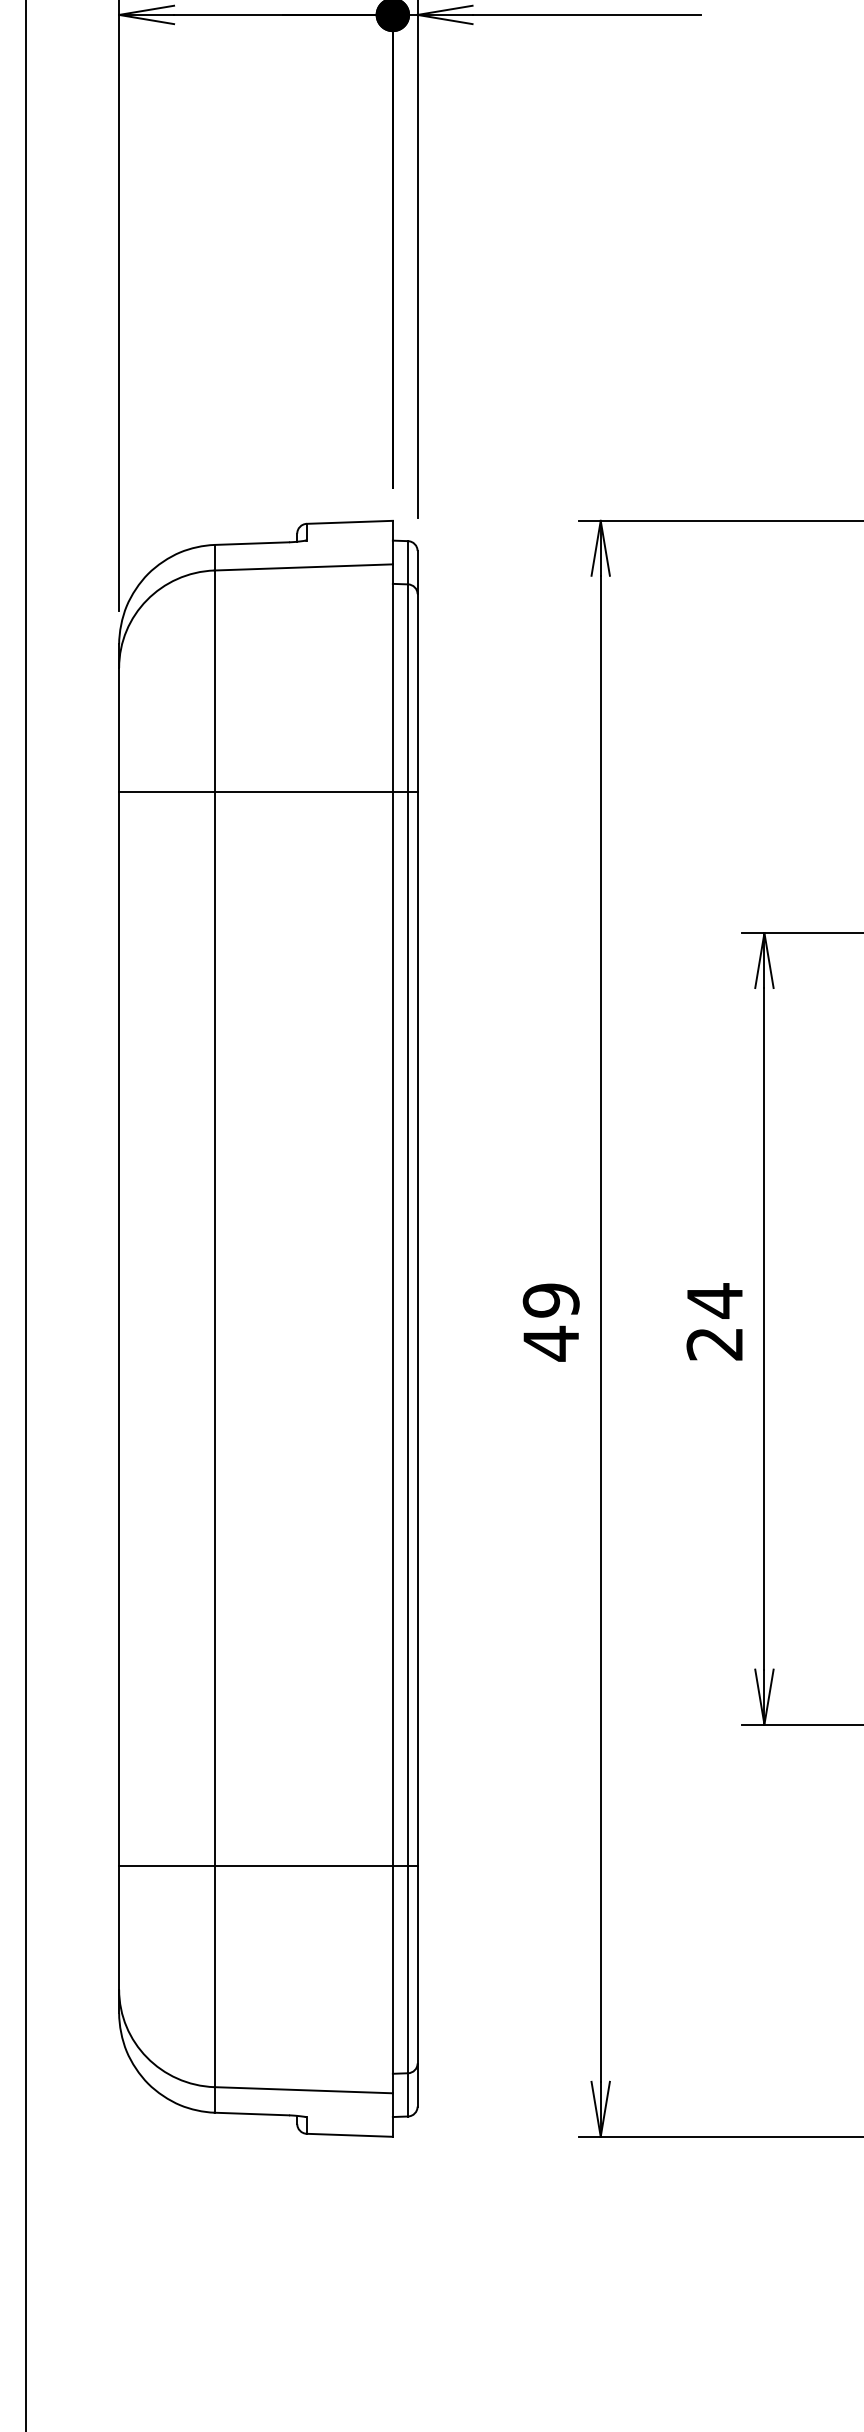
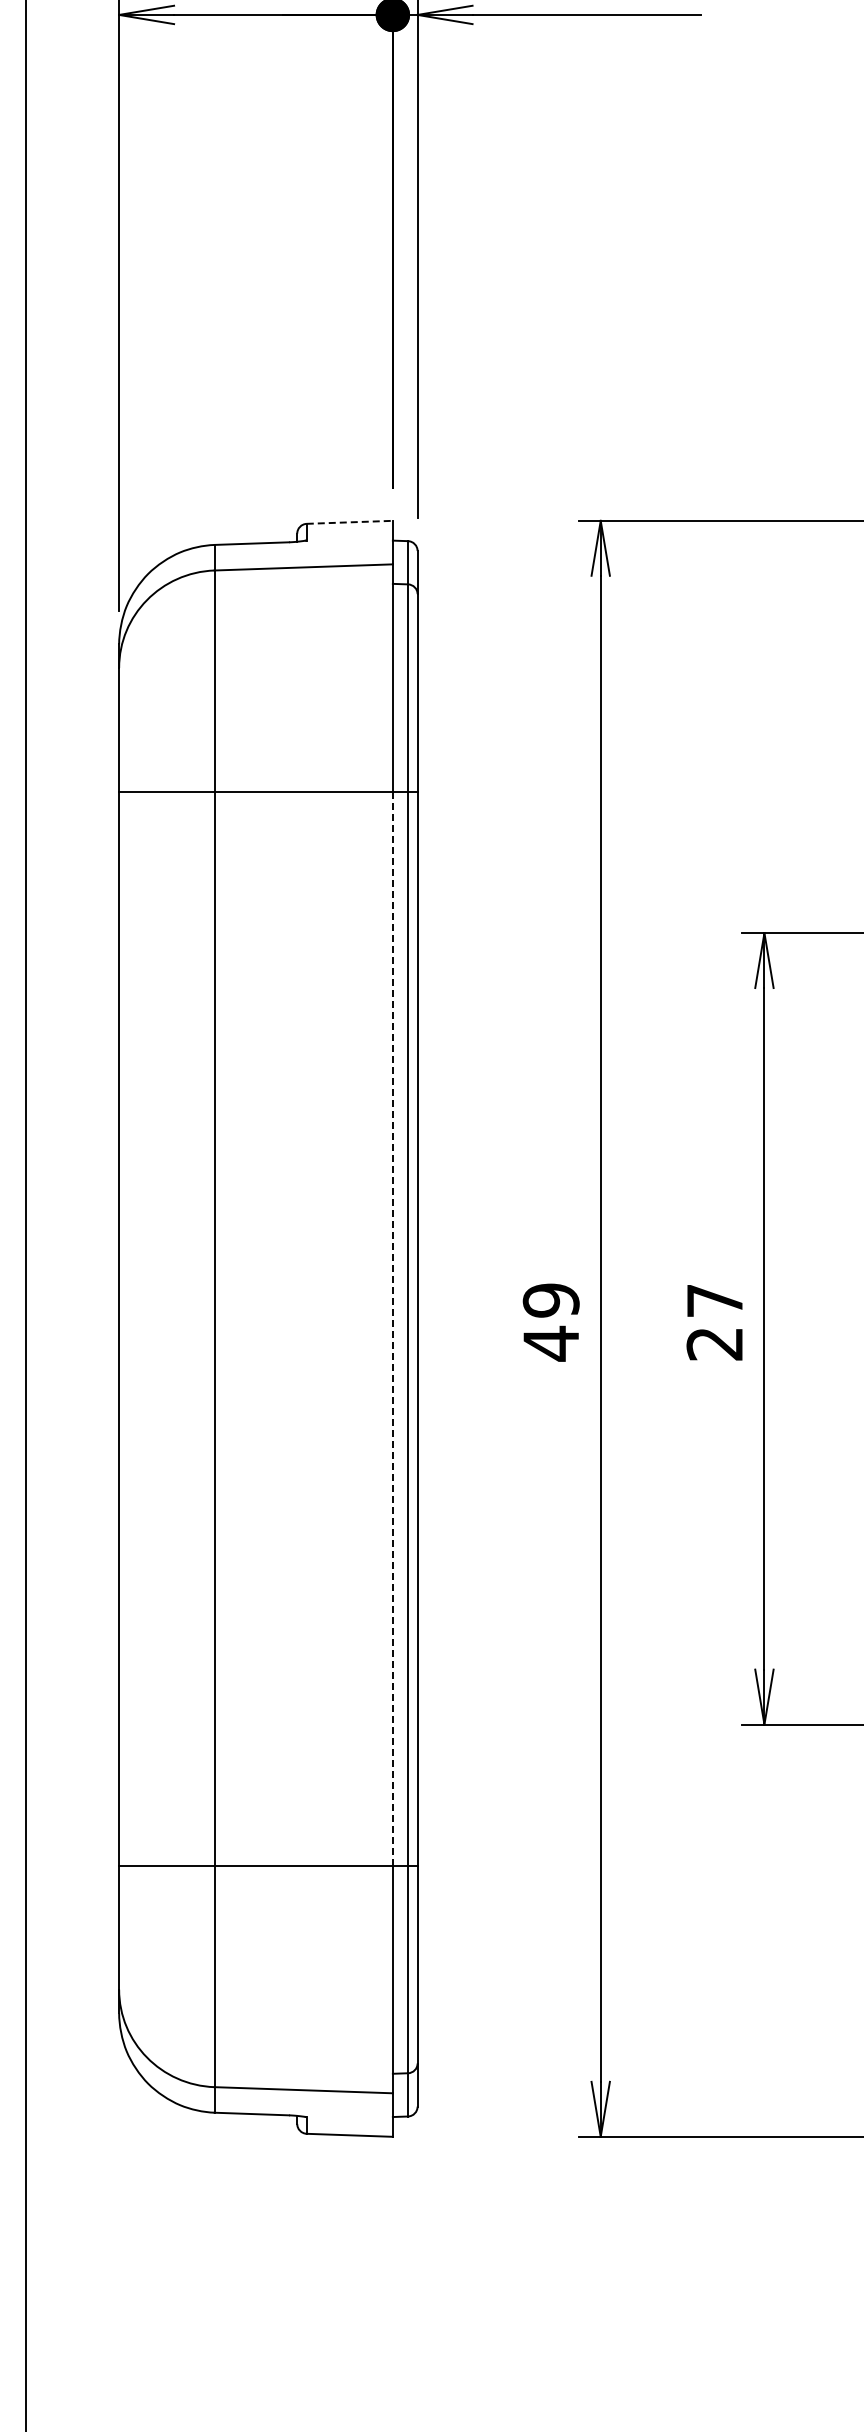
line: solid -> dashed (350, 522)
text: 24 -> 27 (714, 1300)
line: solid -> dashed (392, 1328)
